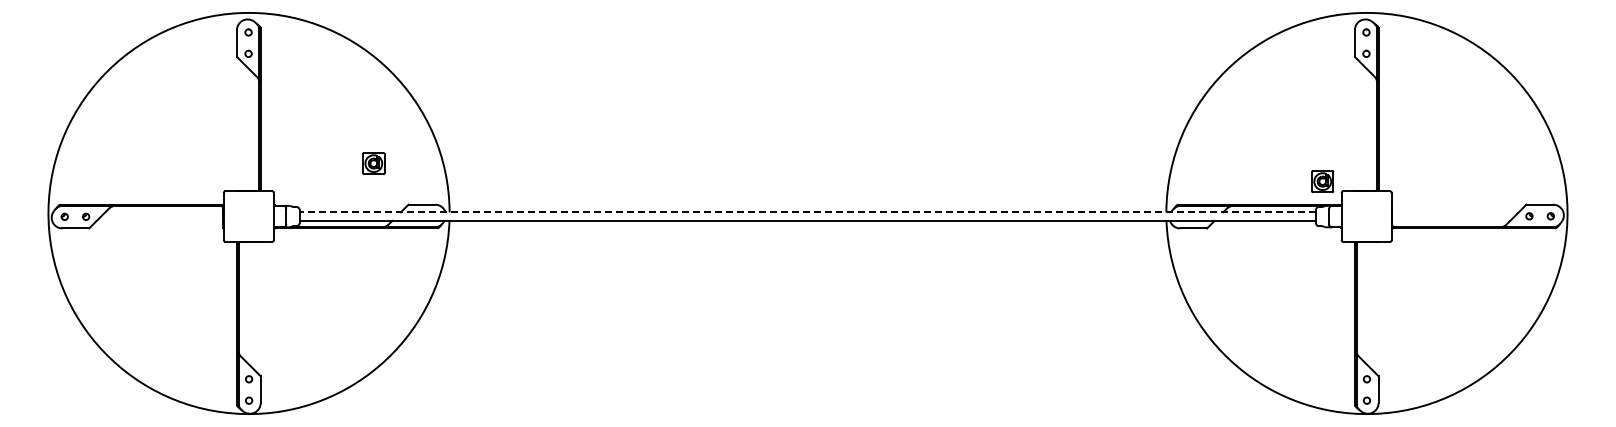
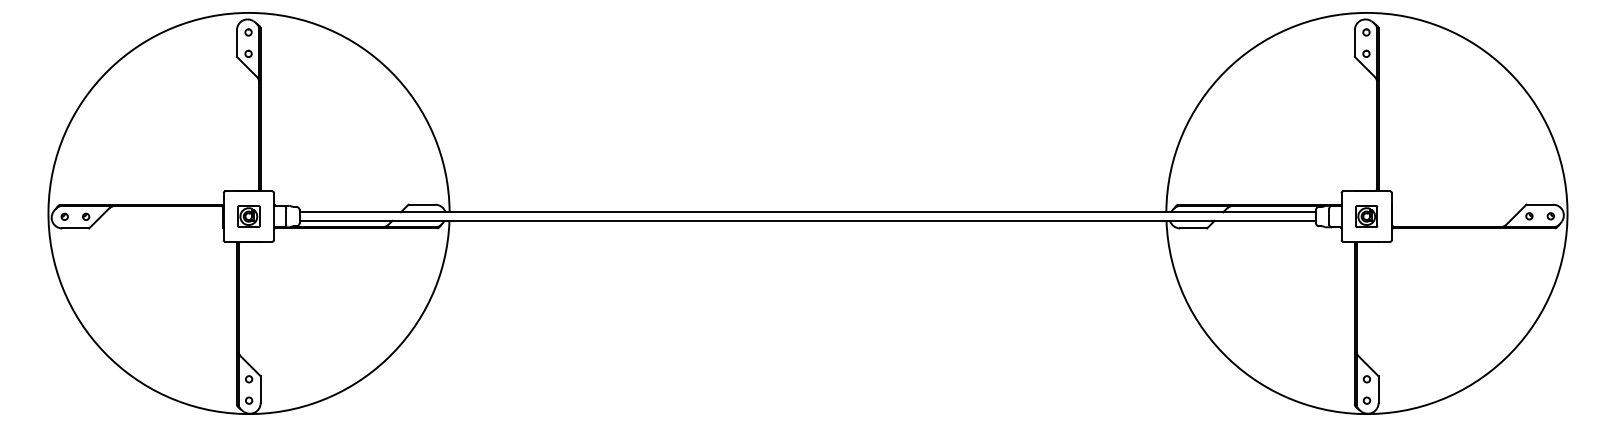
part position: (373, 163) -> (248, 216) (248, 216)
part position: (1322, 181) -> (1366, 216) (1366, 216)
line: dashed -> solid (807, 212)
